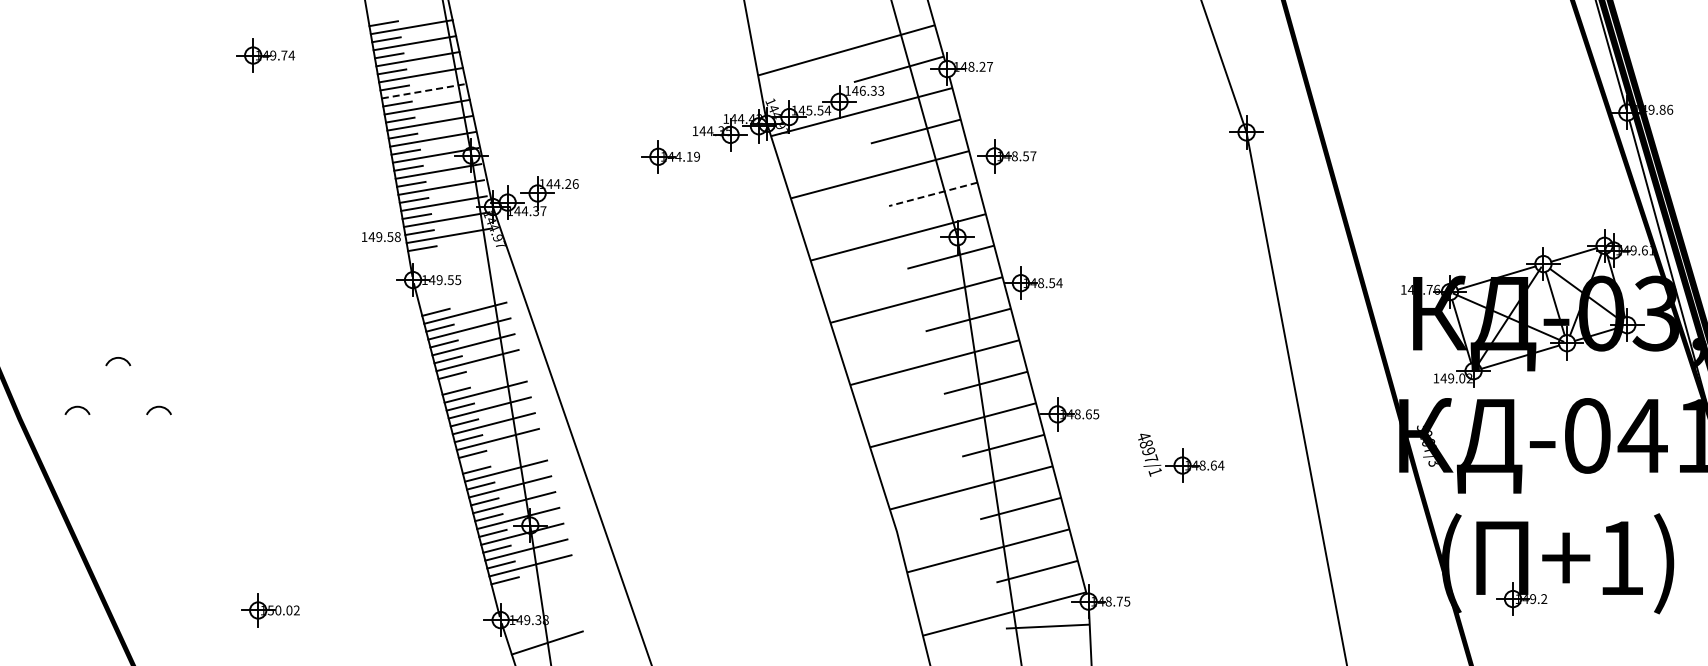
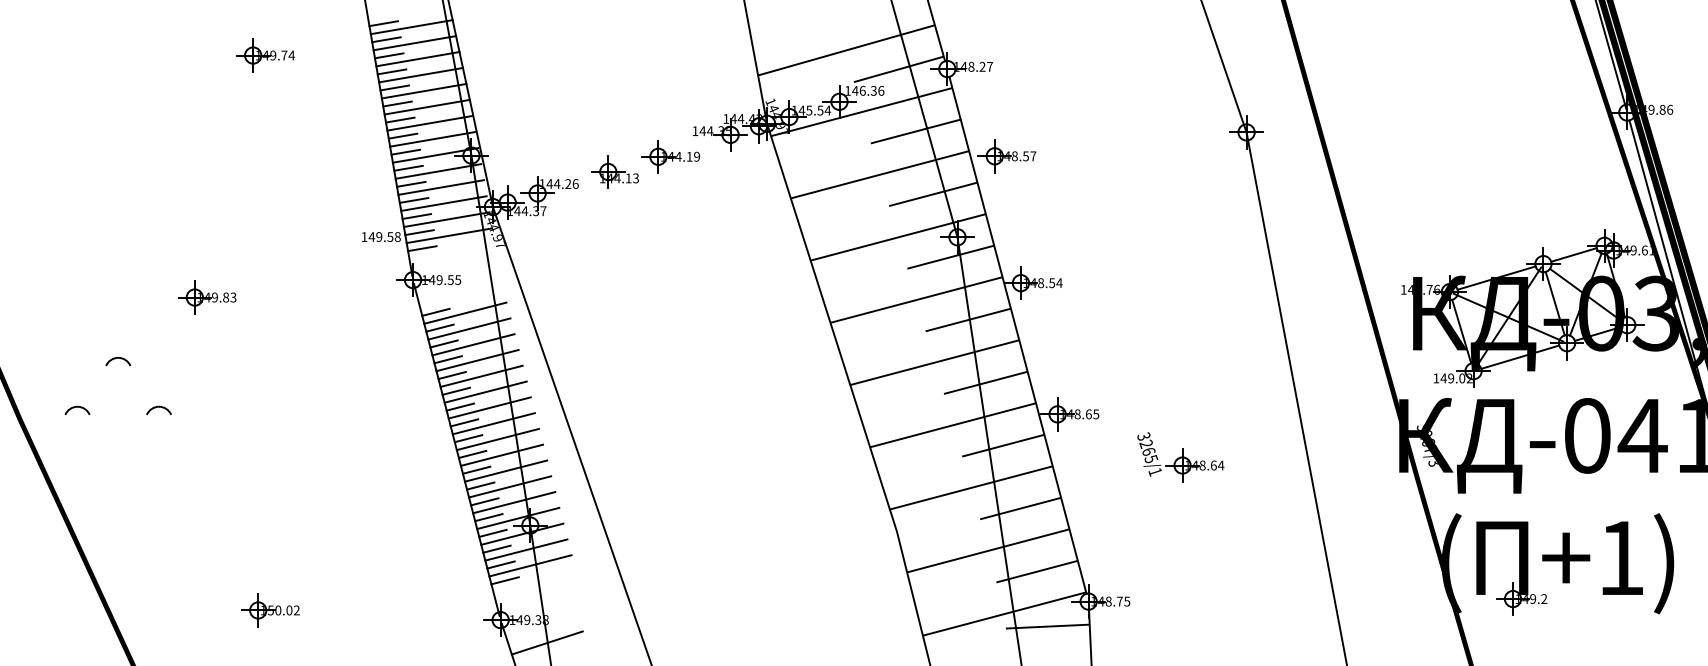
text: 146.33 -> 146.36 (881, 90)
line: dashed -> solid (424, 91)
part: none -> present (614, 171)
line: dashed -> solid (933, 194)
part: none -> present (207, 297)
line: none -> present (481, 375)
text: 4897/1 -> 3265/1 (1147, 447)
line: none -> present (501, 454)
